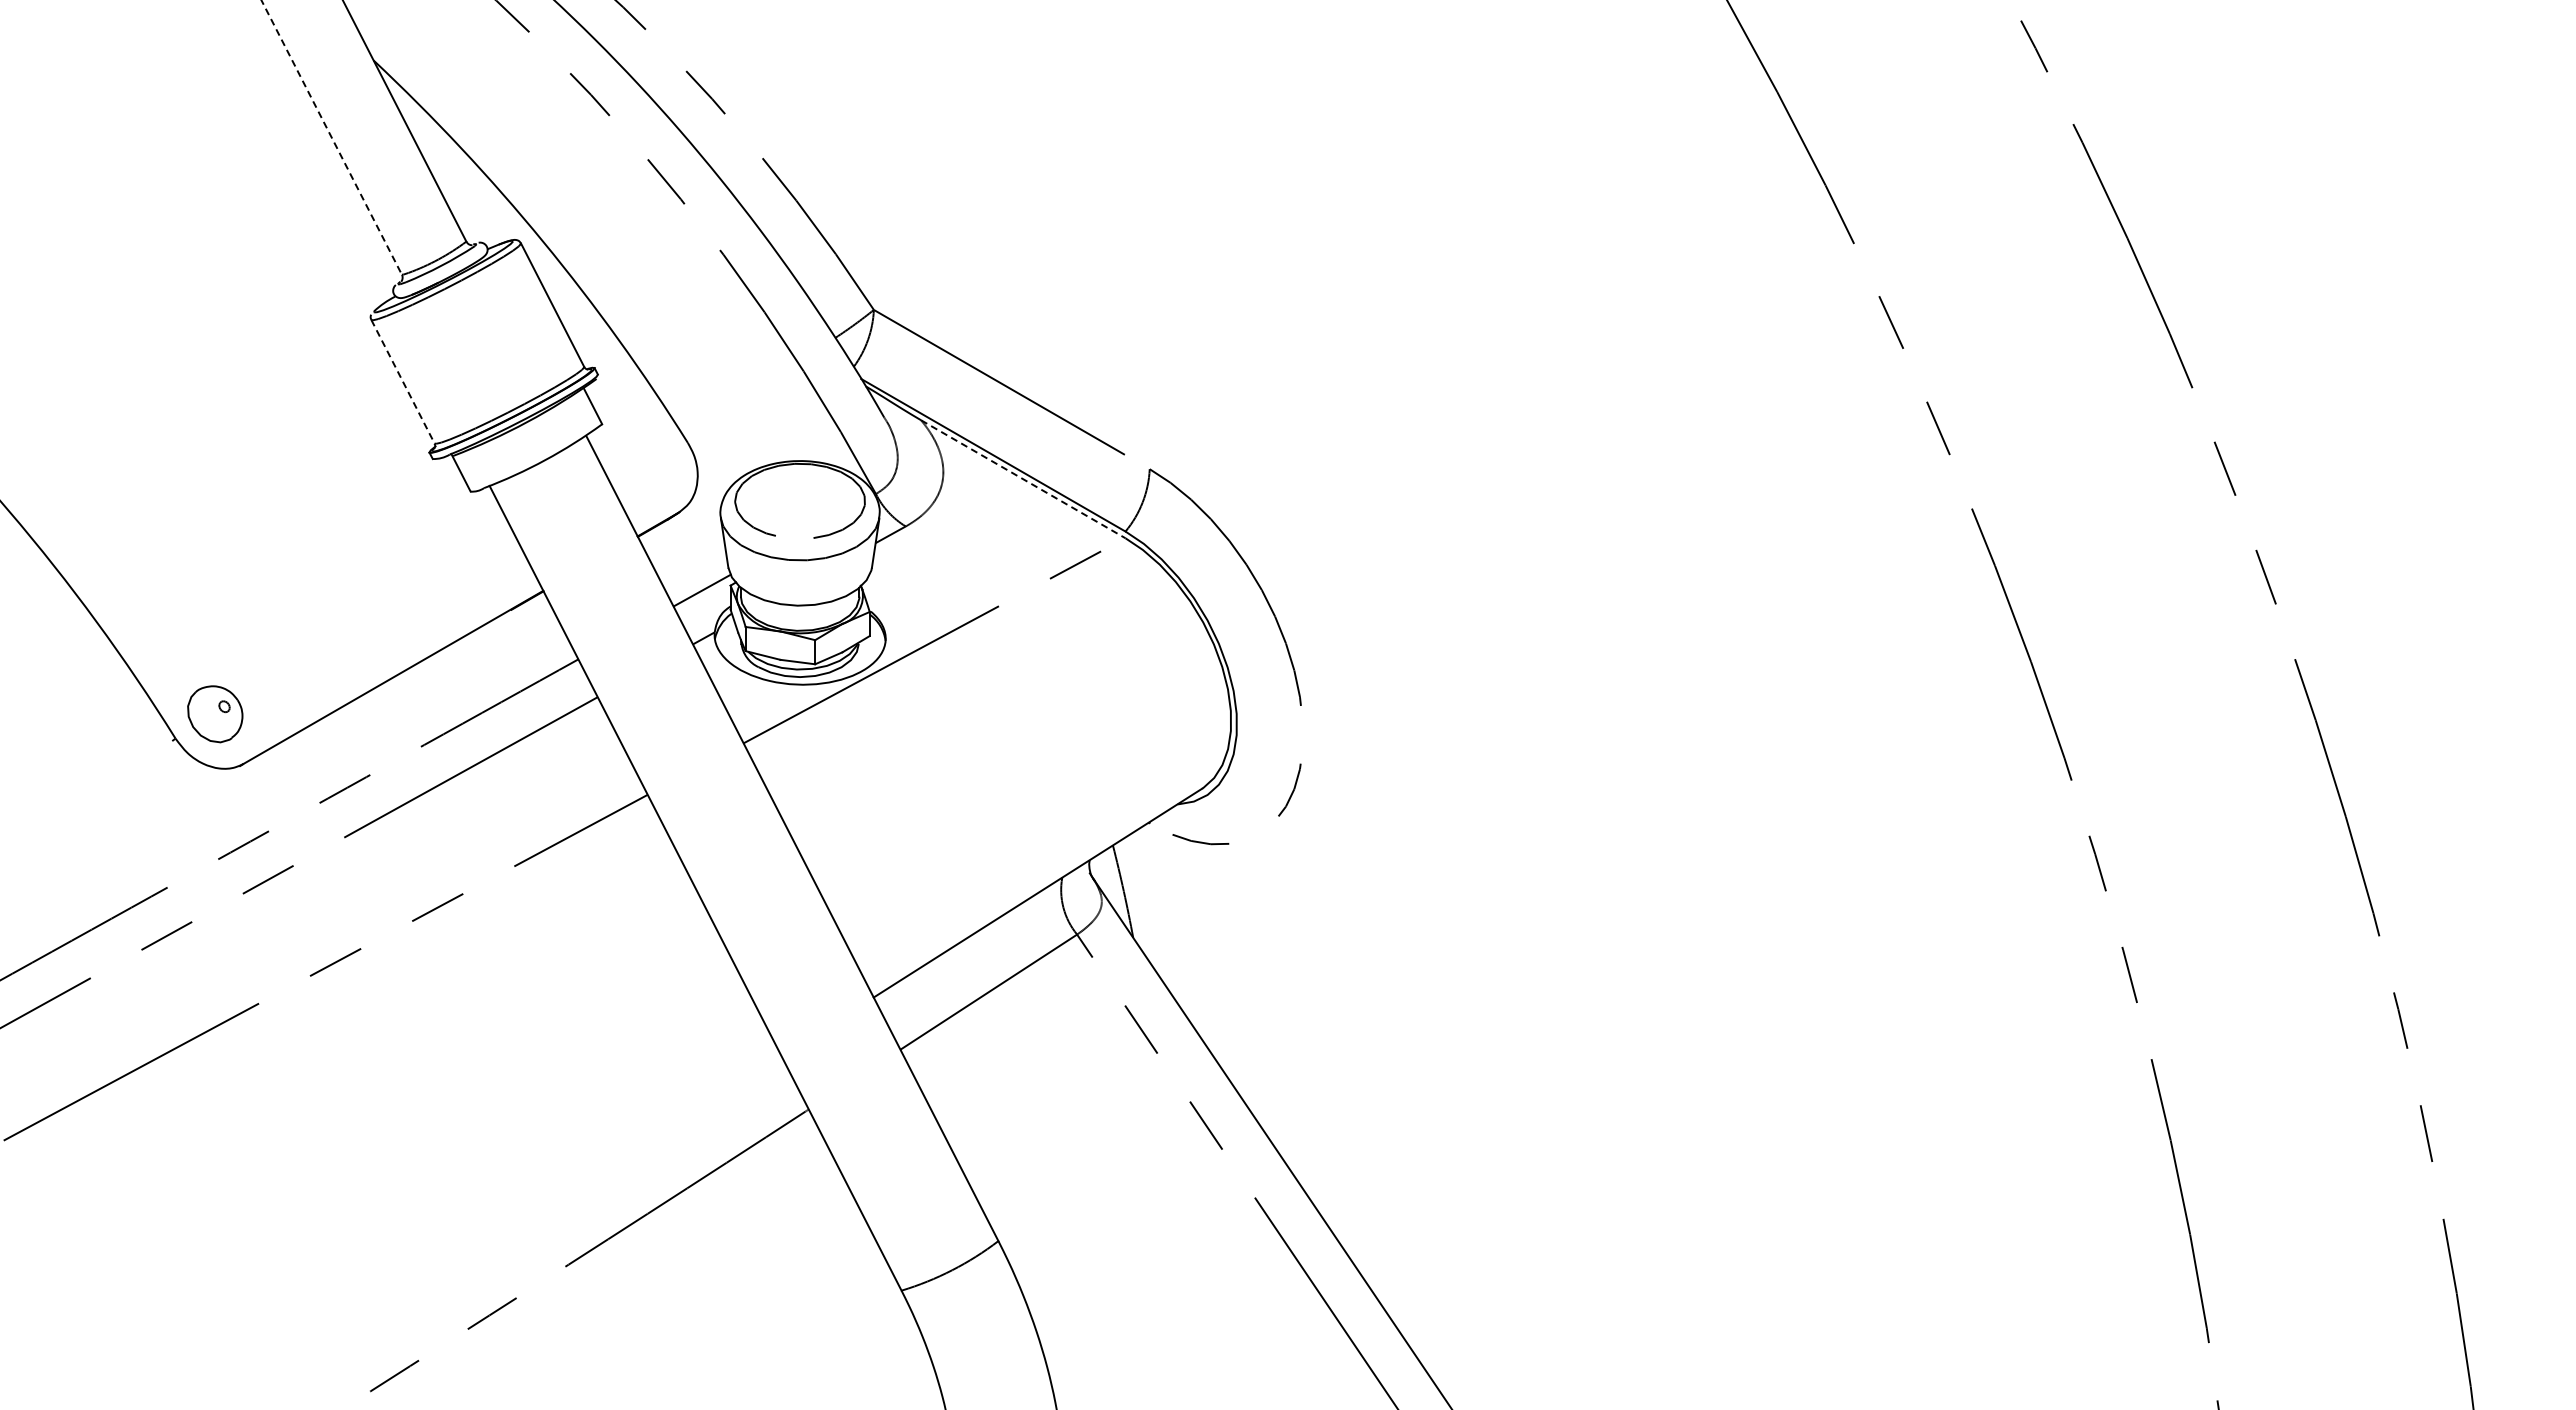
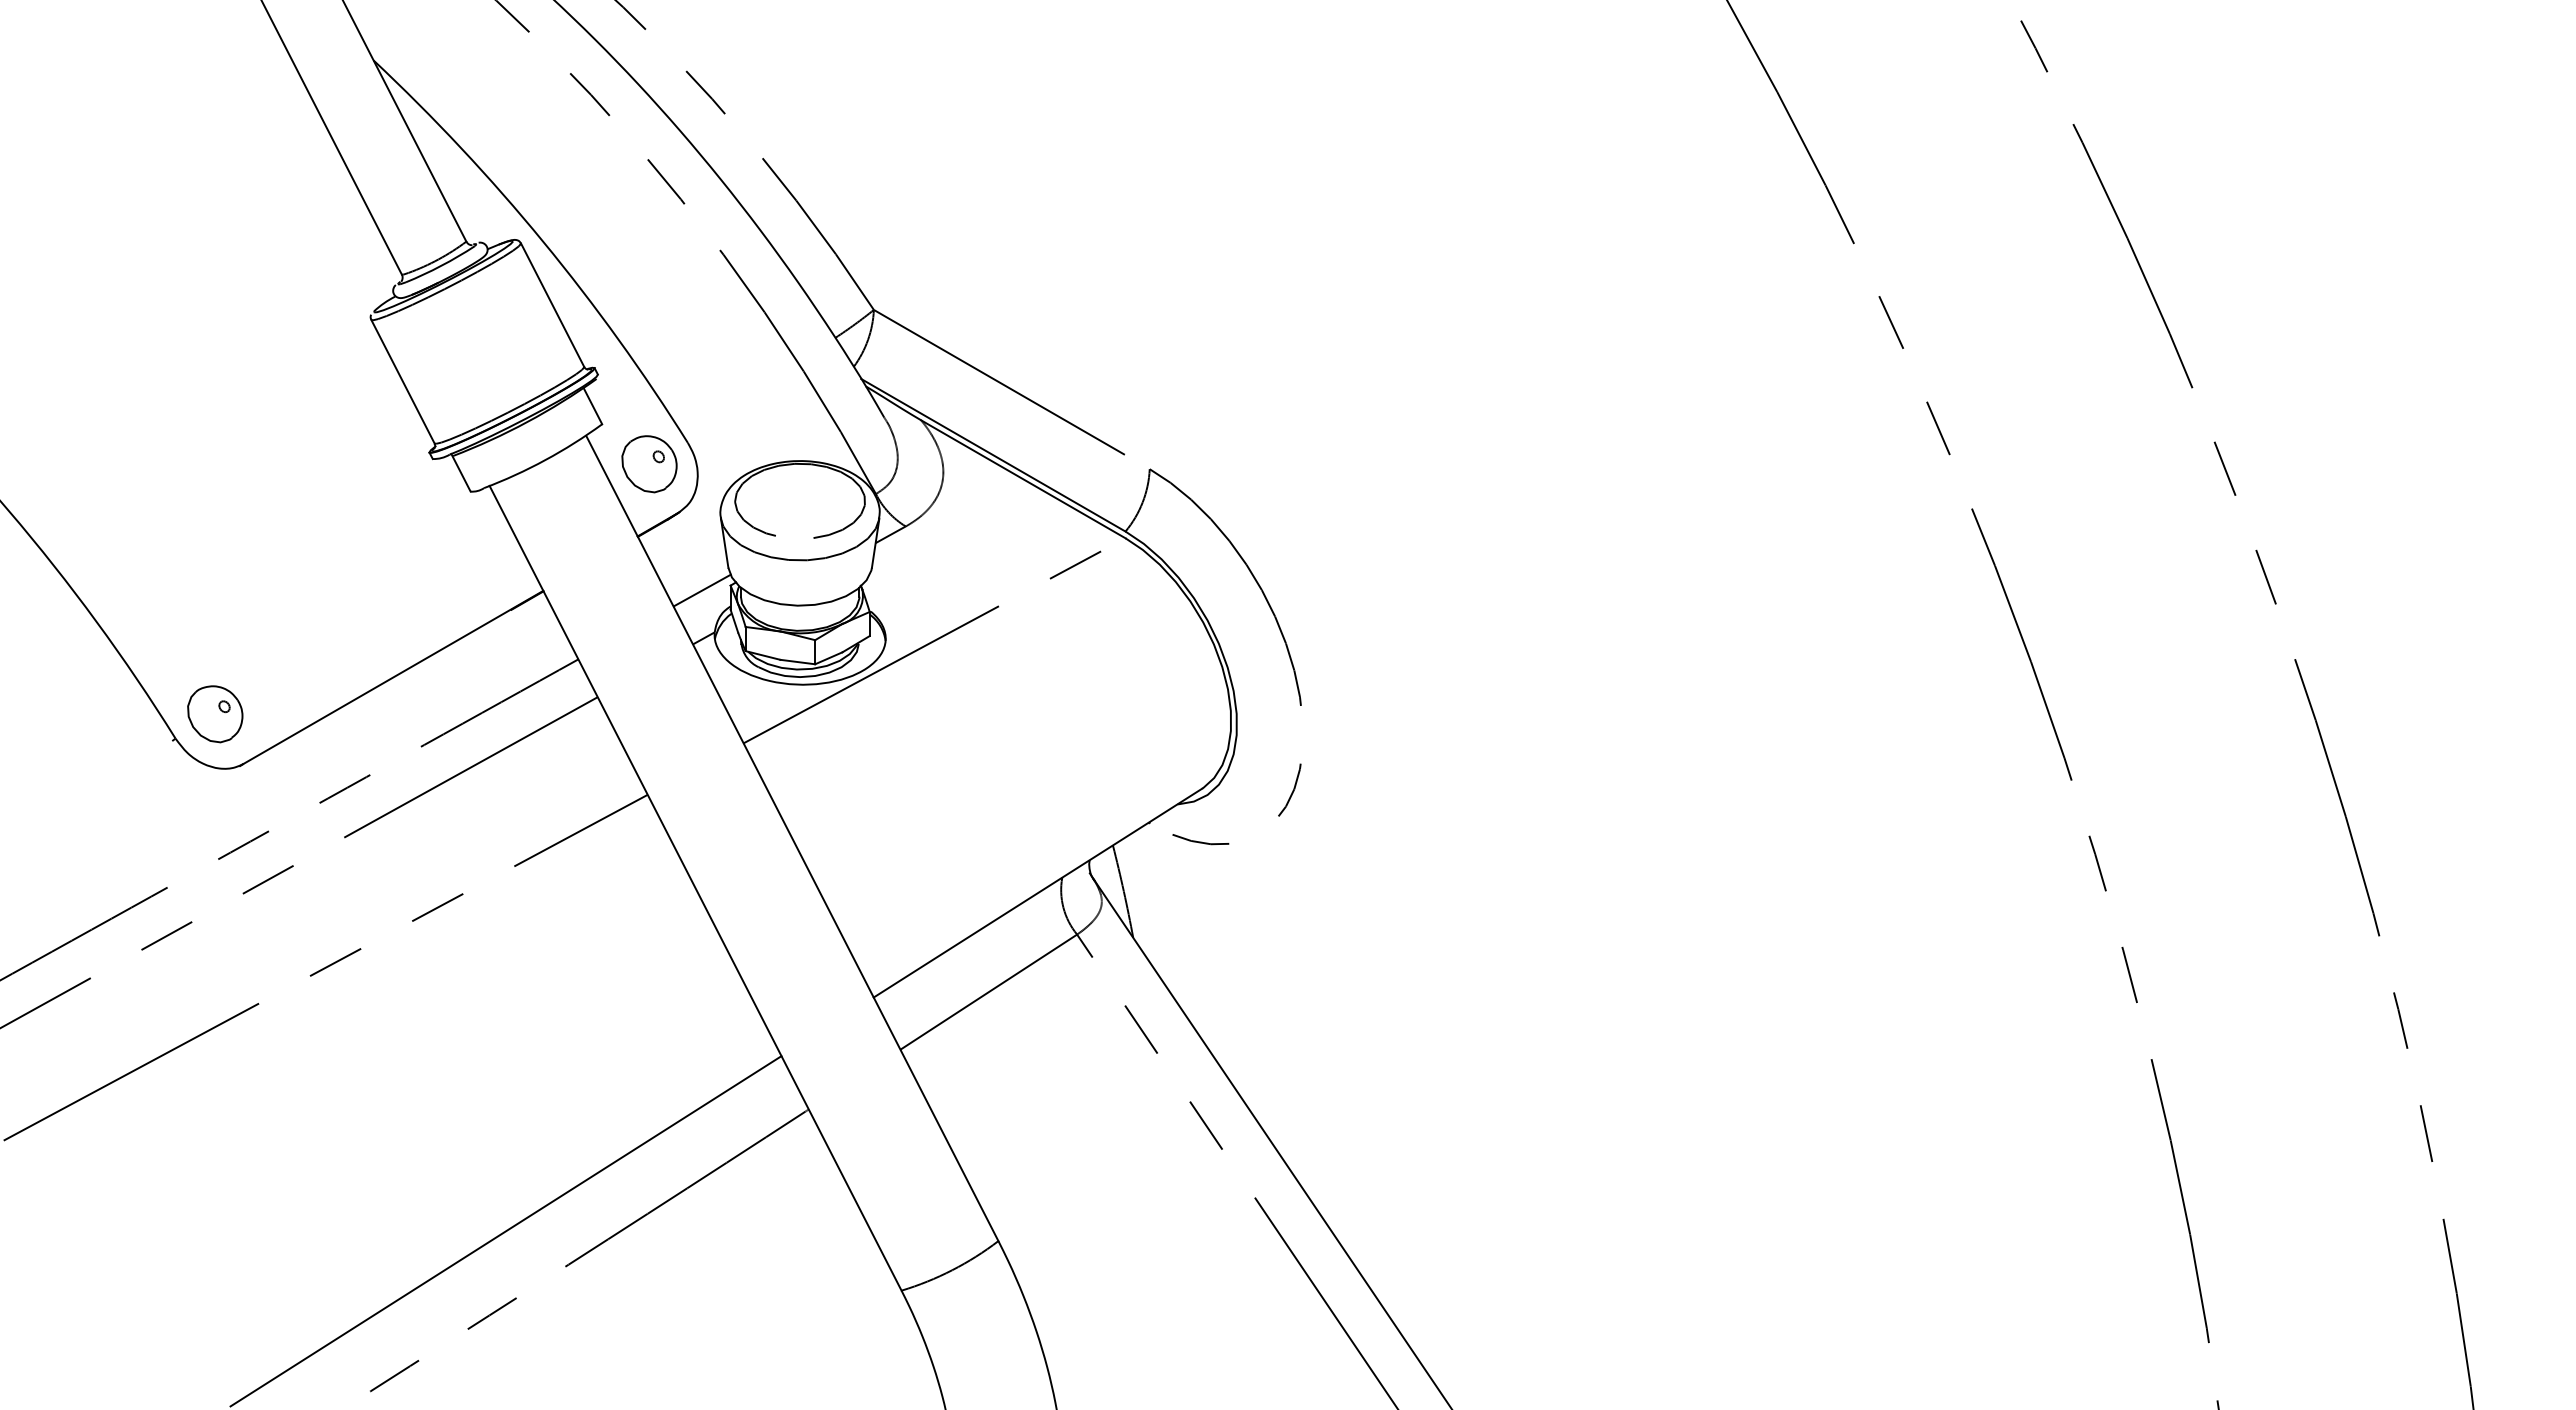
line: dashed -> solid (331, 137)
line: dashed -> solid (403, 382)
part: none -> present (649, 464)
line: dashed -> solid (1023, 479)
line: none -> present (505, 1231)
